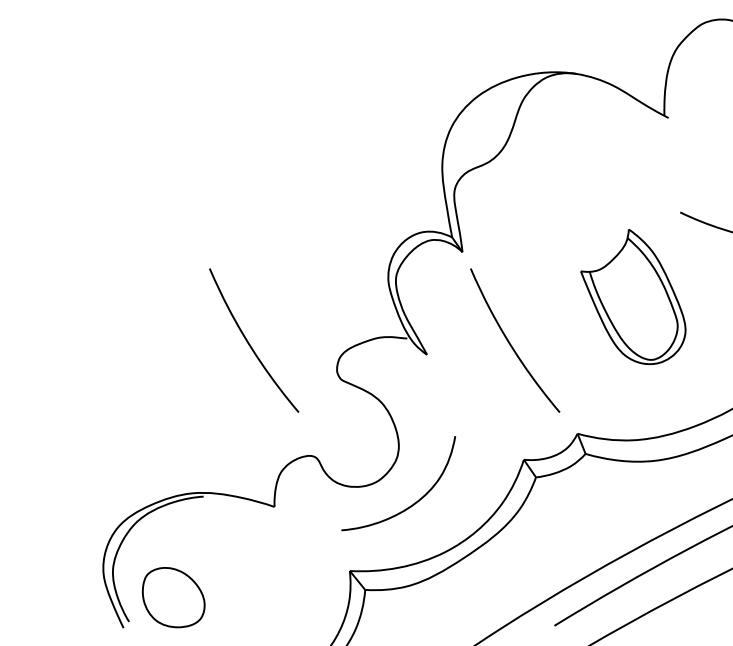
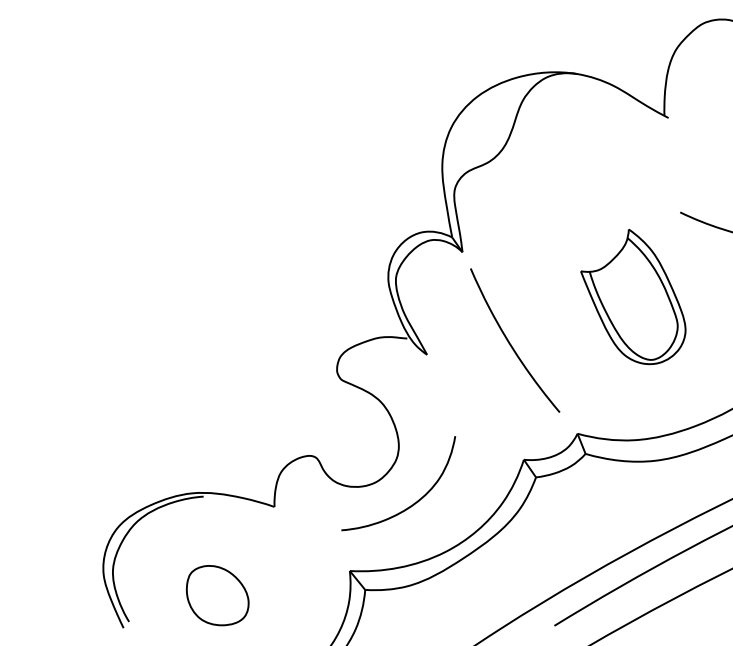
curve: present -> none (249, 342)
part position: (173, 597) -> (217, 595) (217, 595)
